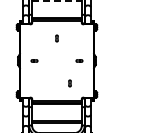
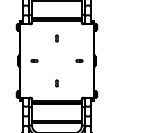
line: dashed -> solid (57, 1)
part position: (69, 83) -> (56, 83) (56, 83)
